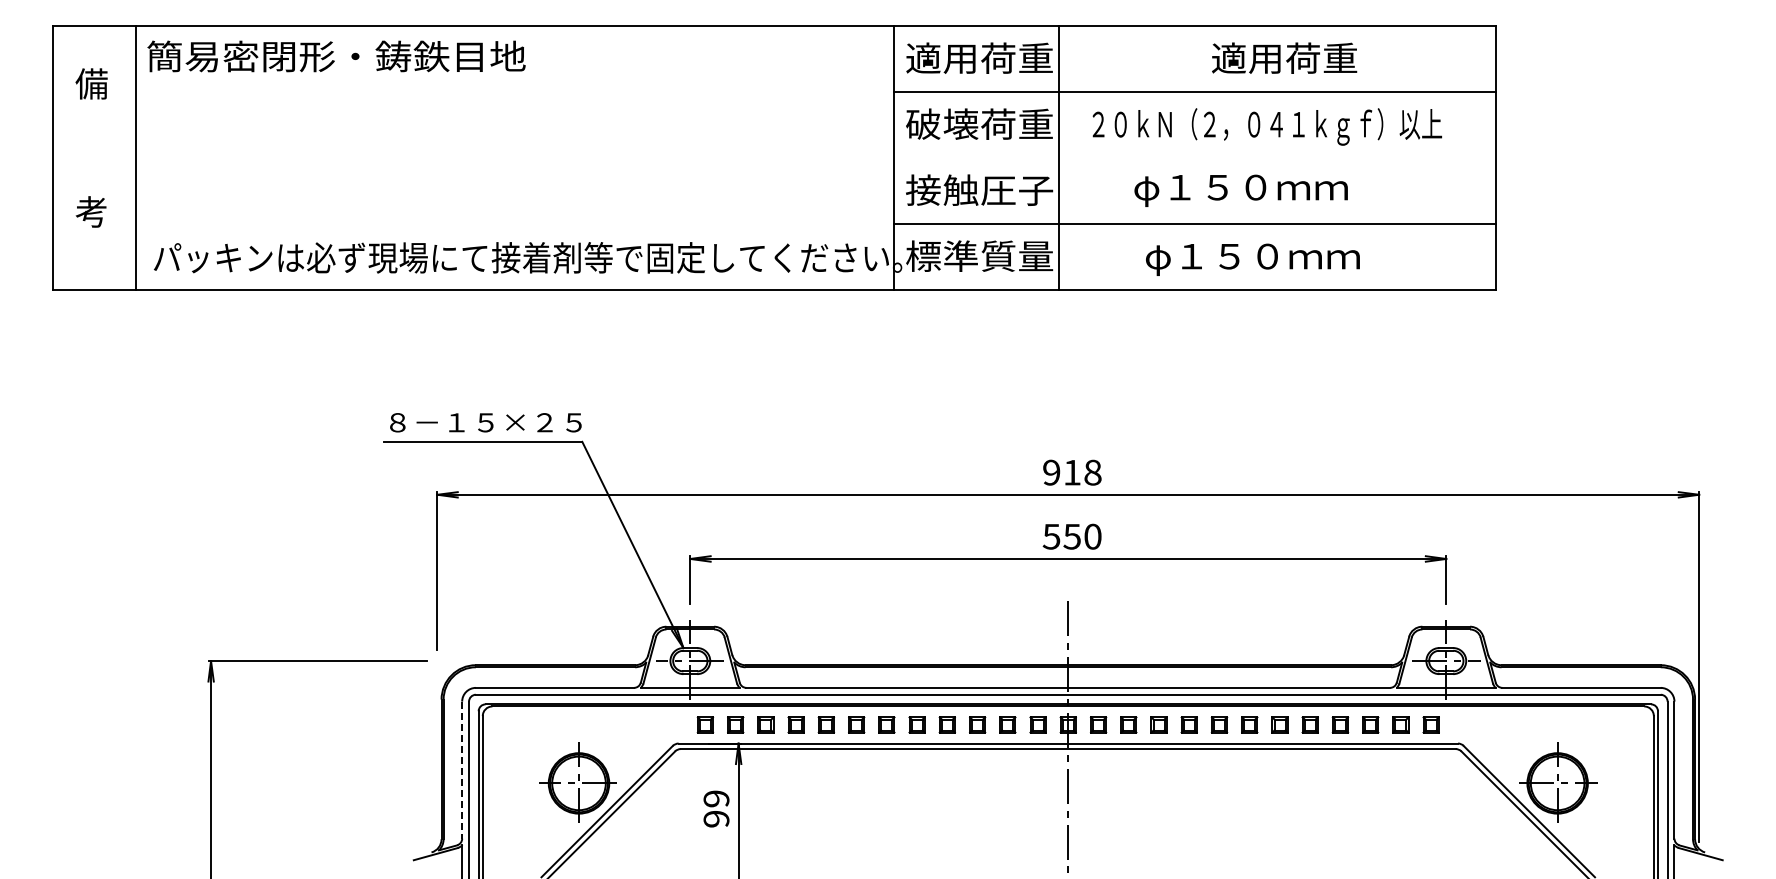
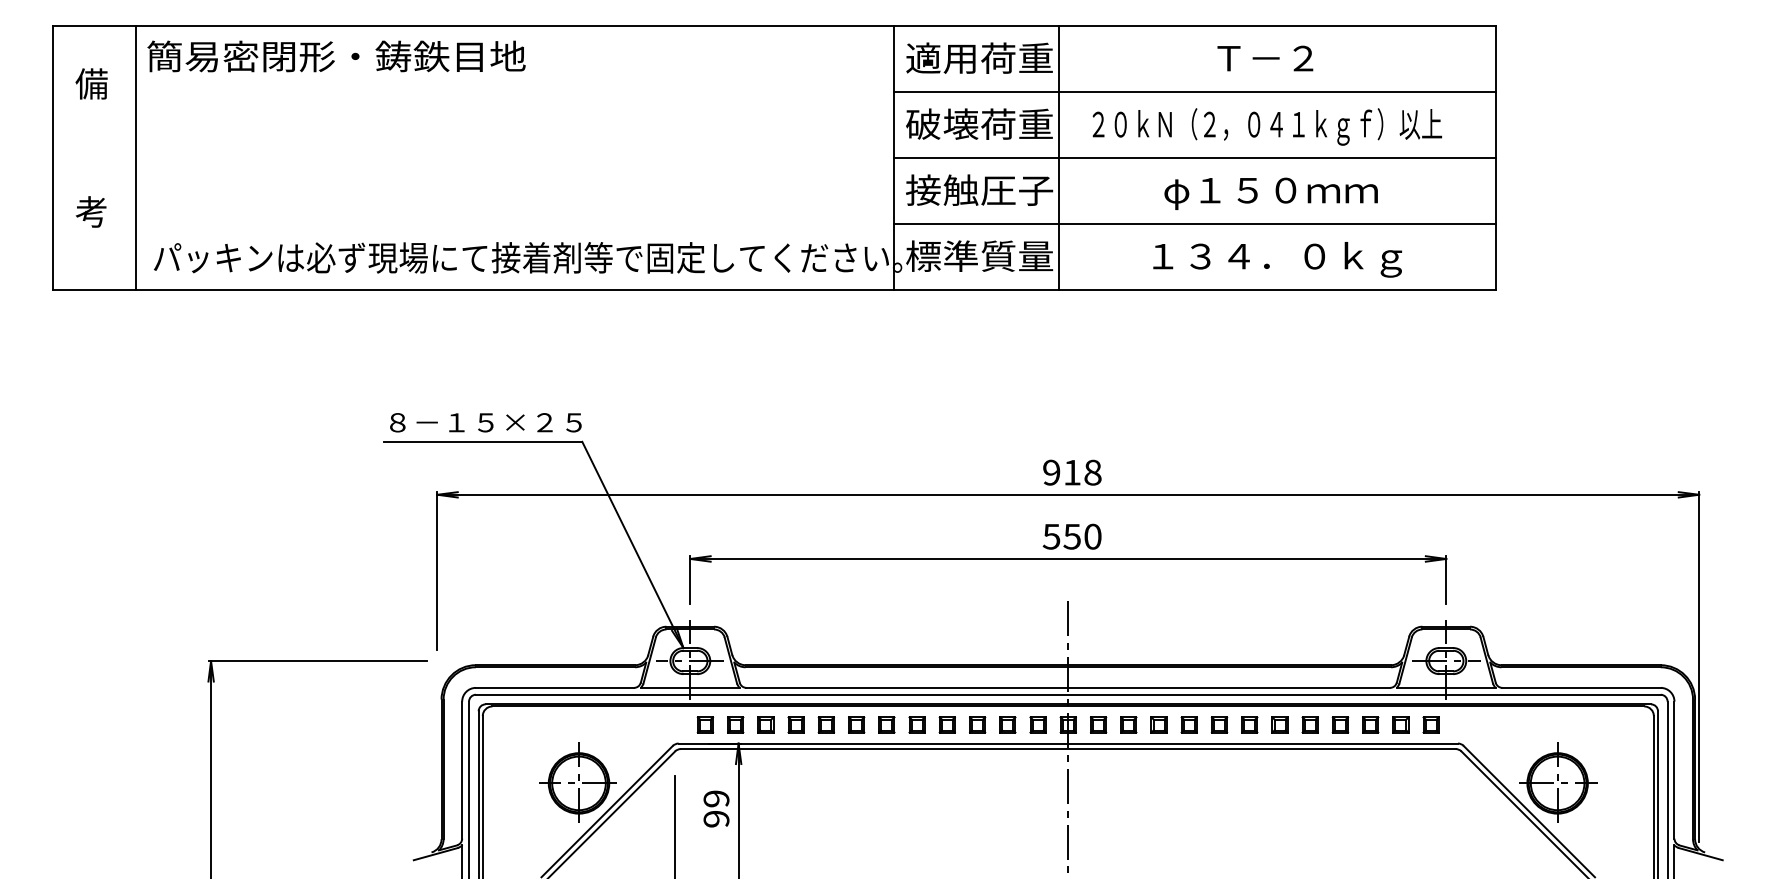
text: 適用荷重 -> Ｔ－２ (1284, 57)
line: none -> present (1195, 158)
text position: (1240, 190) -> (1270, 193) (1270, 193)
text: φ１５０ｍｍ -> １３４．０ｋｇ (1274, 259)
line: dashed -> solid (462, 770)
line: none -> present (675, 825)
